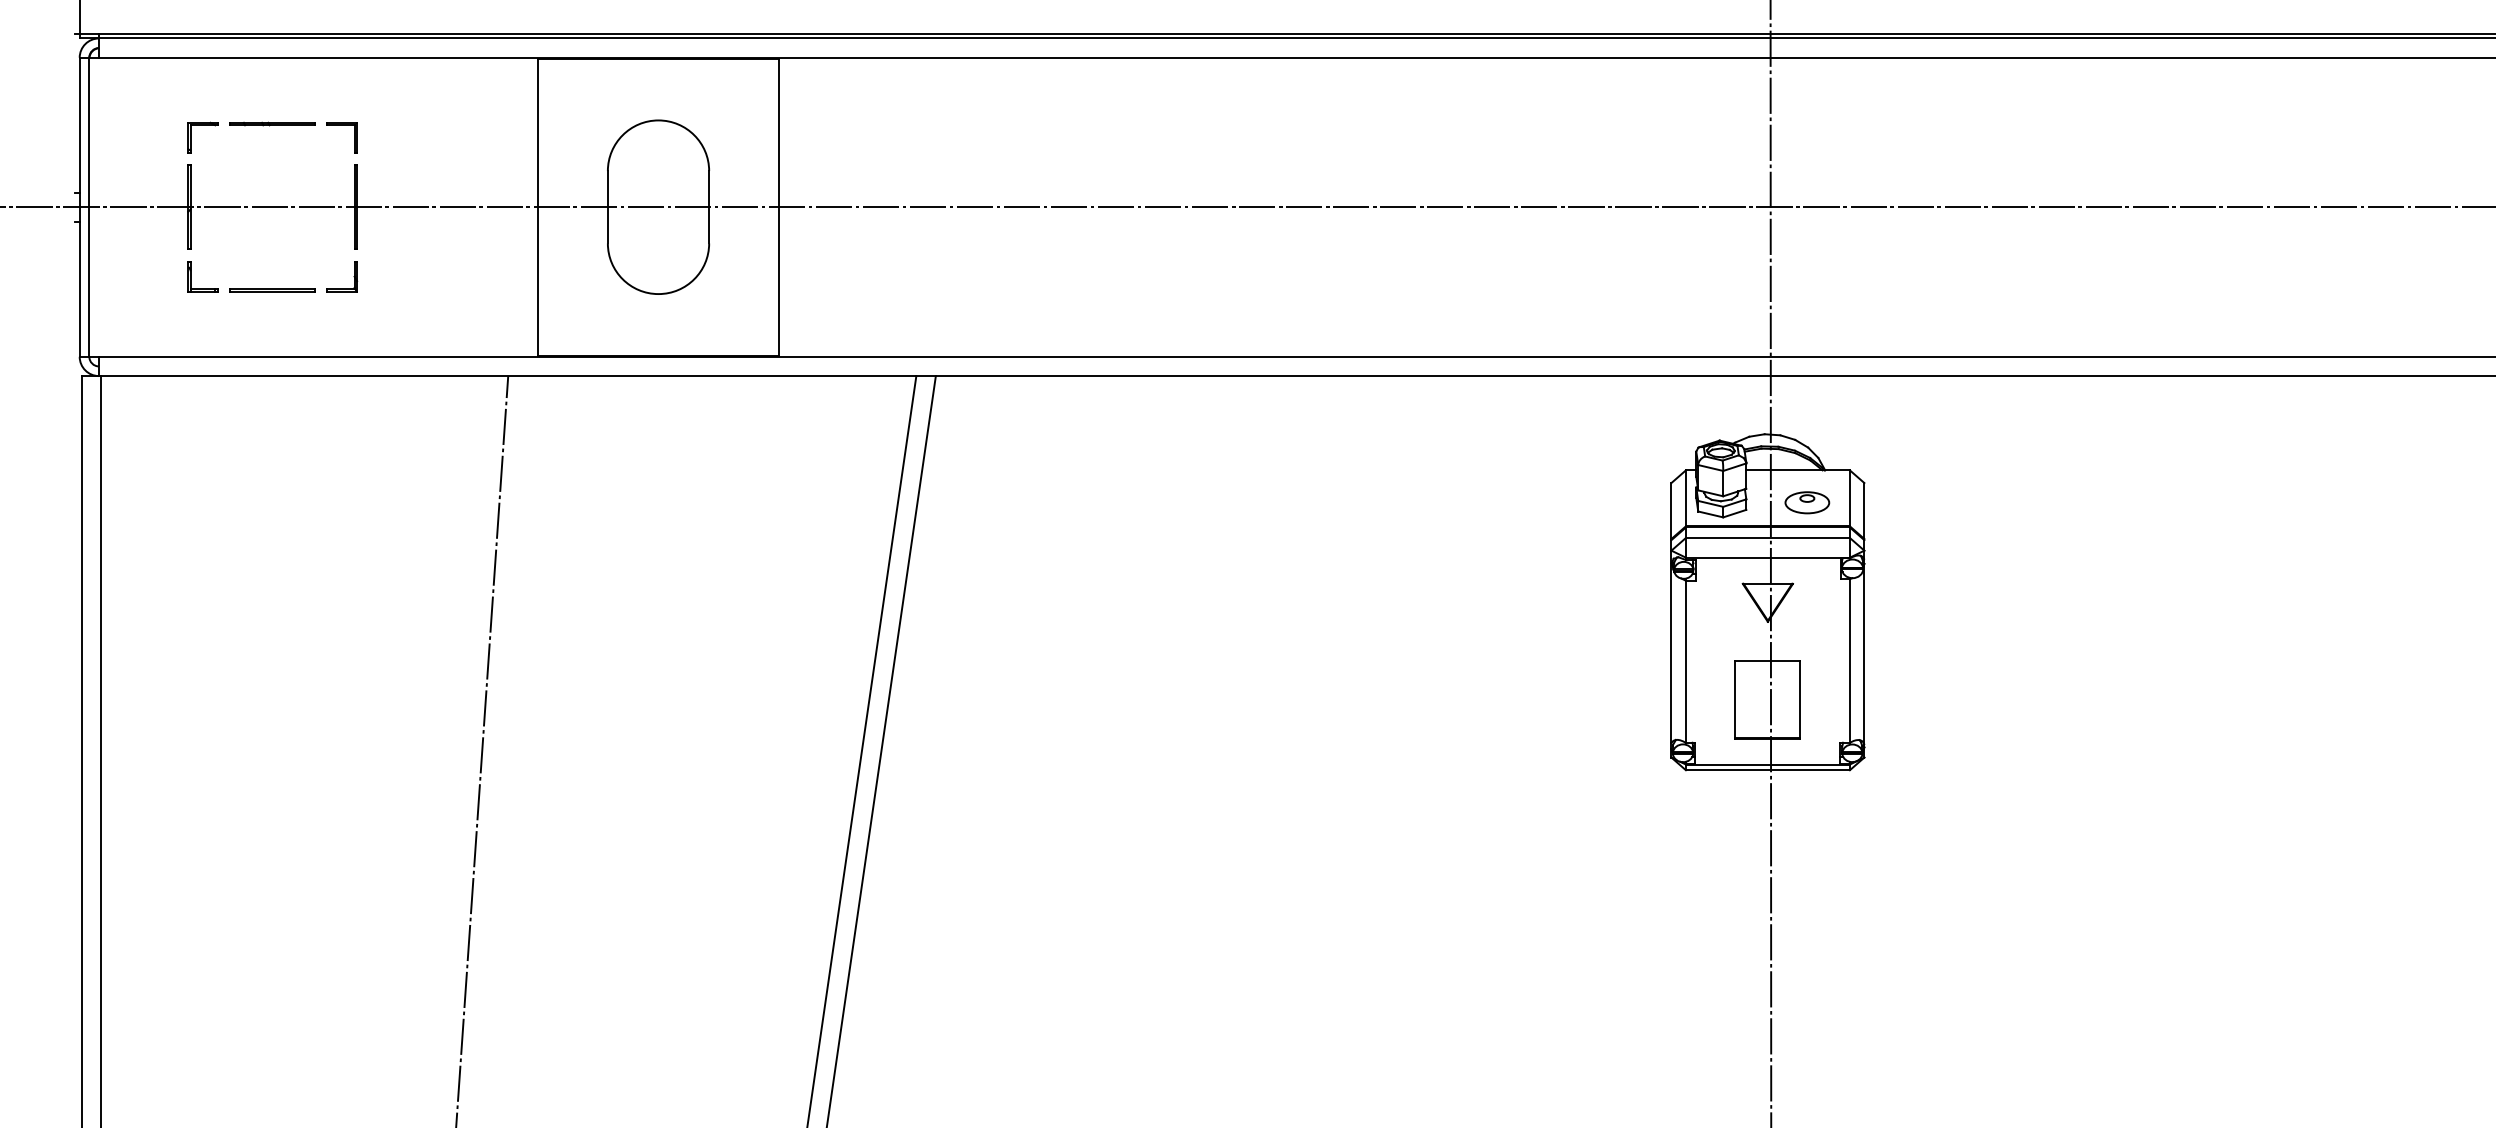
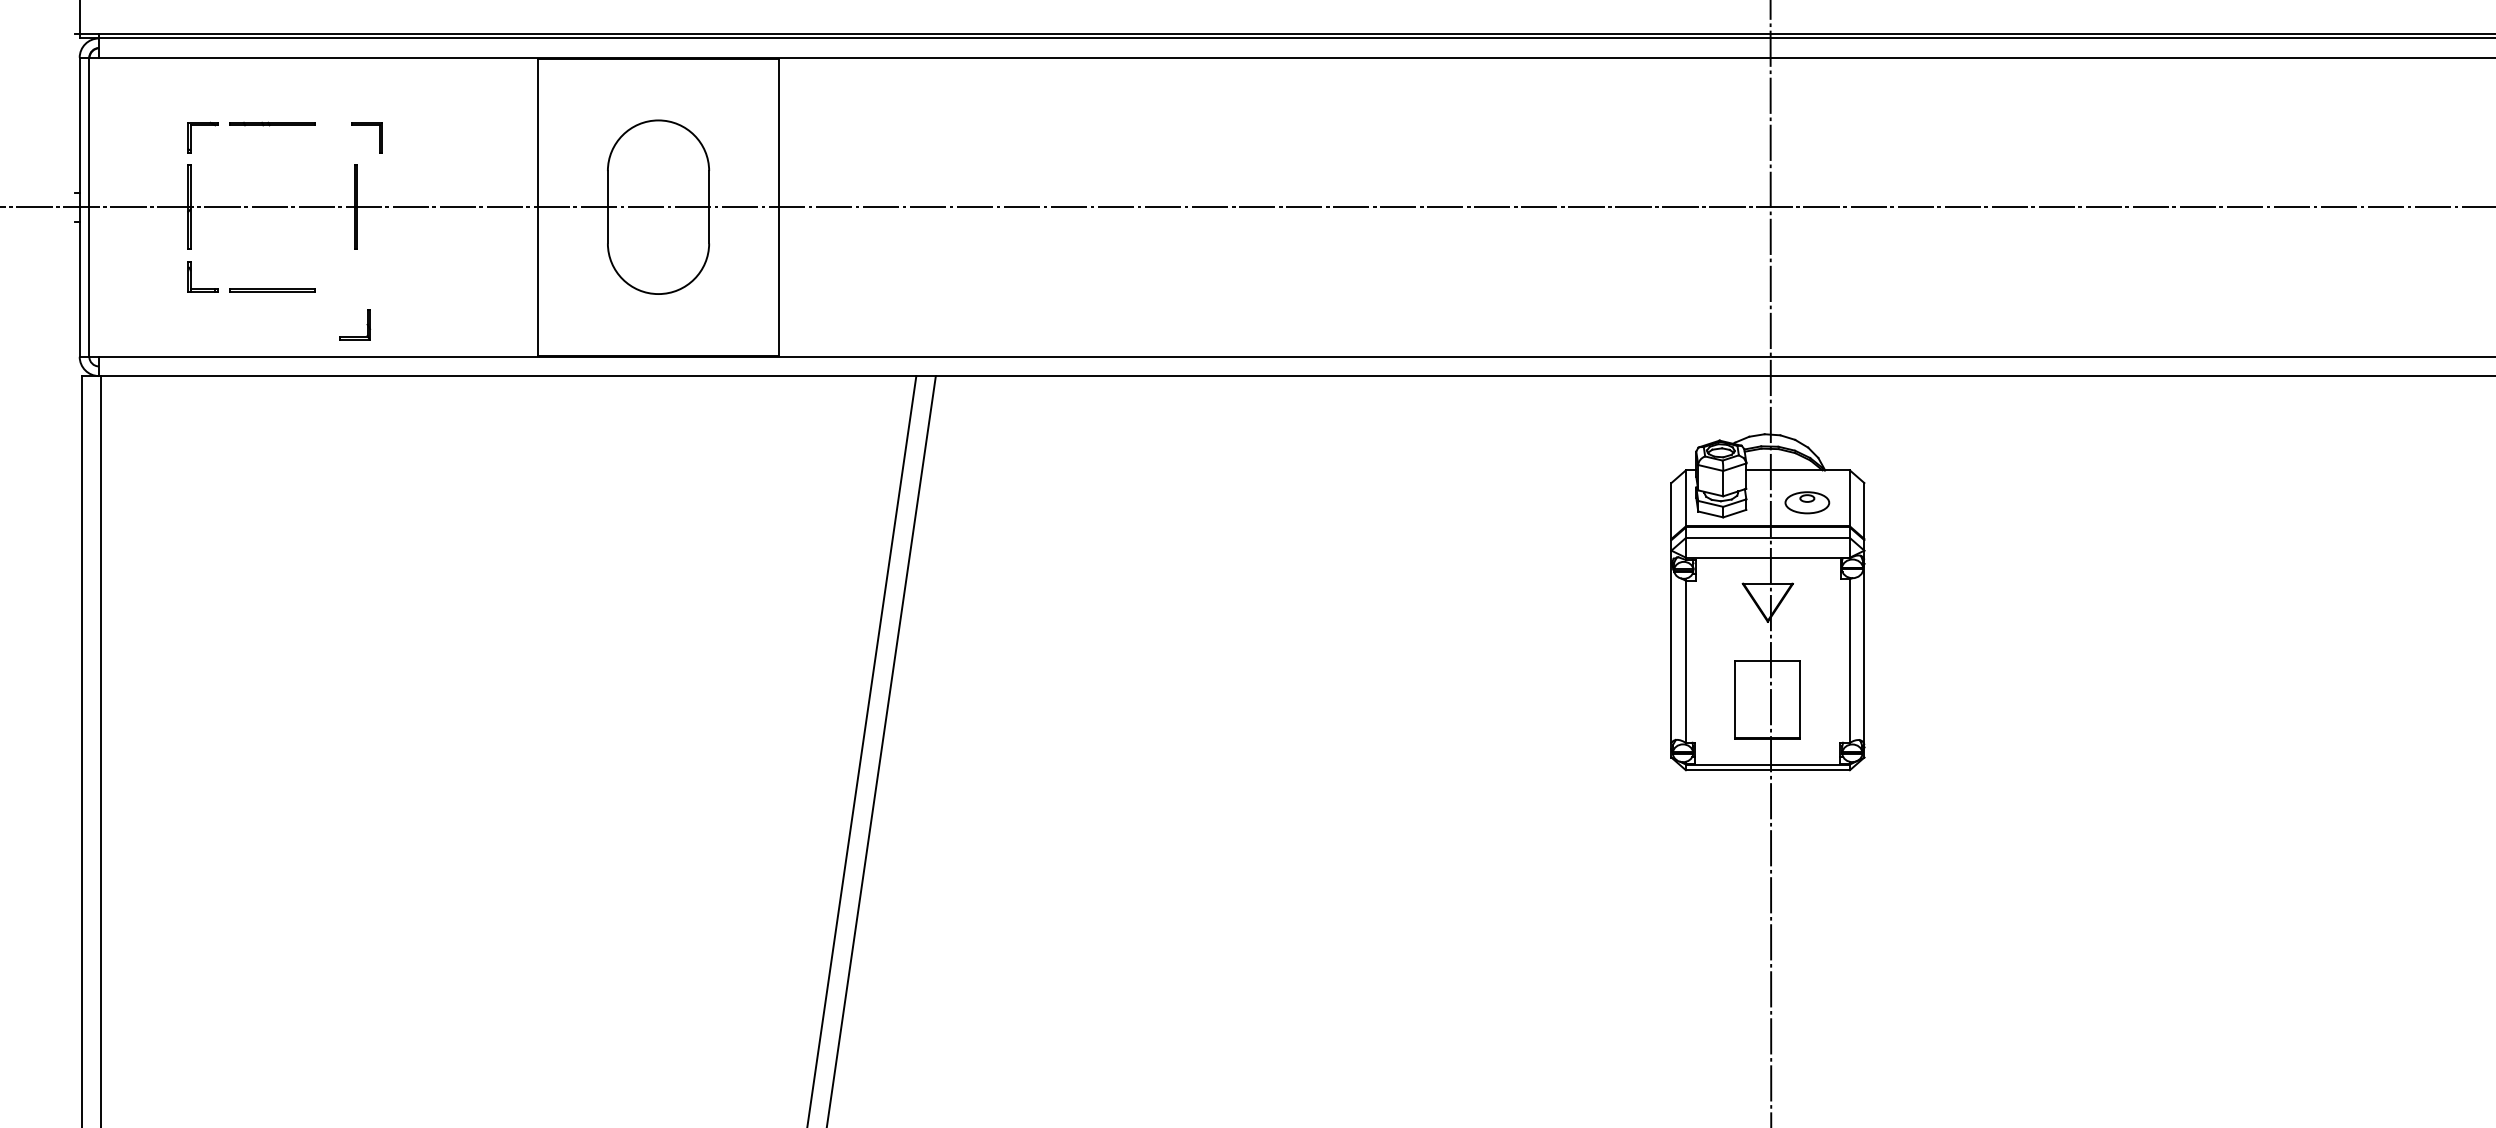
part position: (341, 125) -> (366, 125) (366, 125)
part position: (353, 276) -> (366, 324) (366, 324)
line: present -> none (482, 749)
